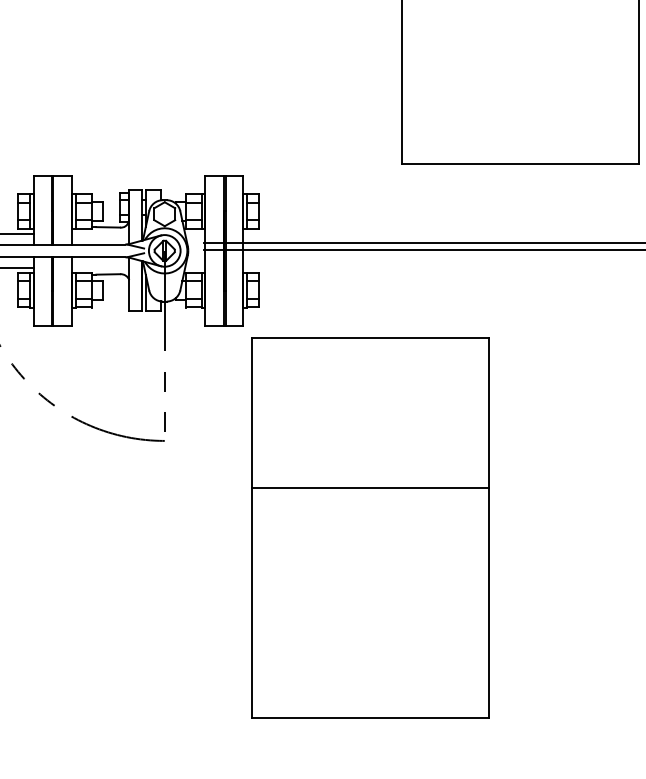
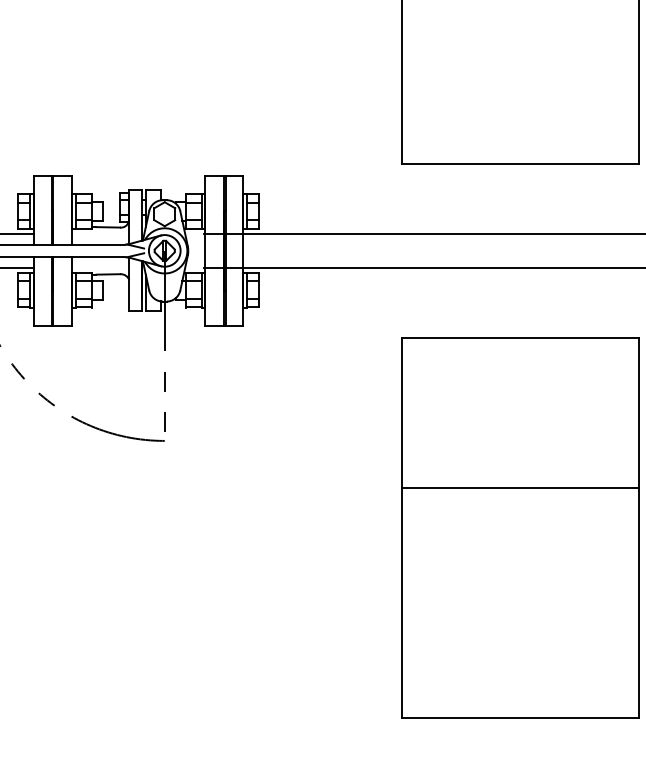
line position: (422, 242) -> (422, 233) (422, 233)
line position: (422, 250) -> (422, 268) (422, 268)
part position: (370, 527) -> (520, 527) (520, 527)
